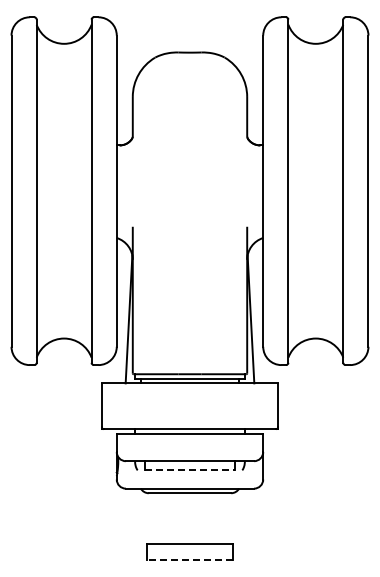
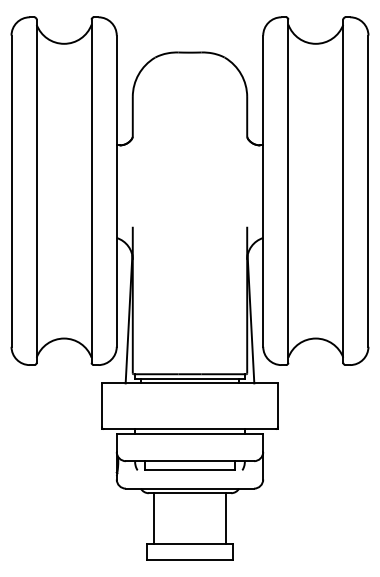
line: dashed -> solid (189, 470)
line: none -> present (153, 518)
line: none -> present (226, 518)
line: dashed -> solid (189, 559)
